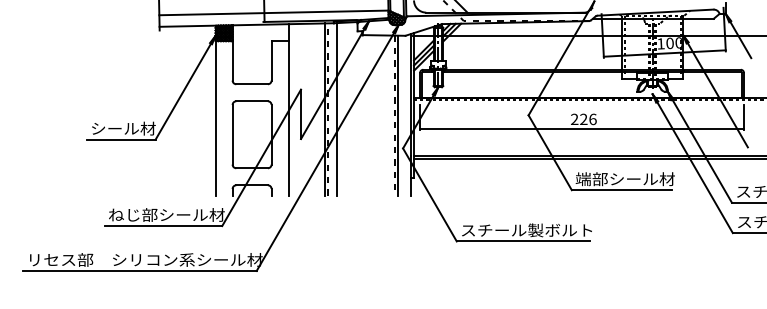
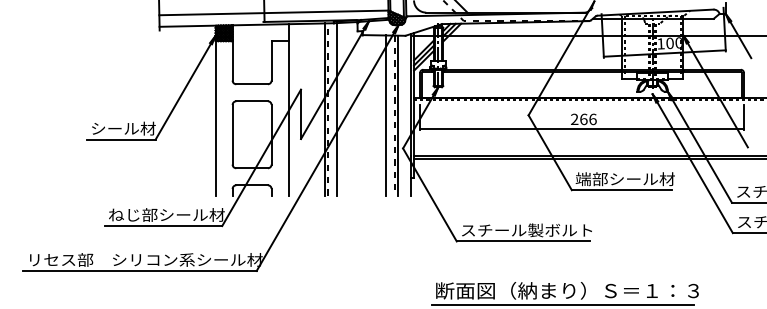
line: none -> present (386, 115)
text: 226 -> 266 (583, 119)
part: none -> present (564, 293)
